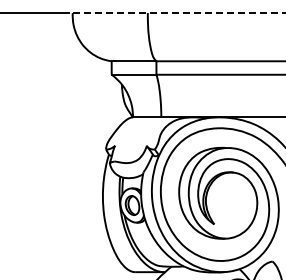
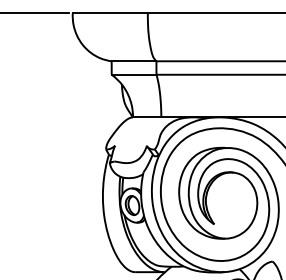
line: dashed -> solid (178, 13)
